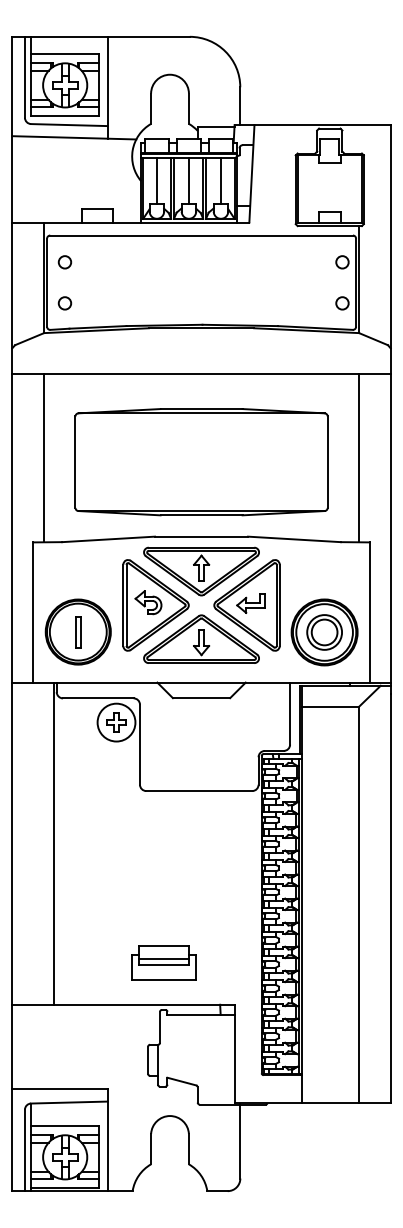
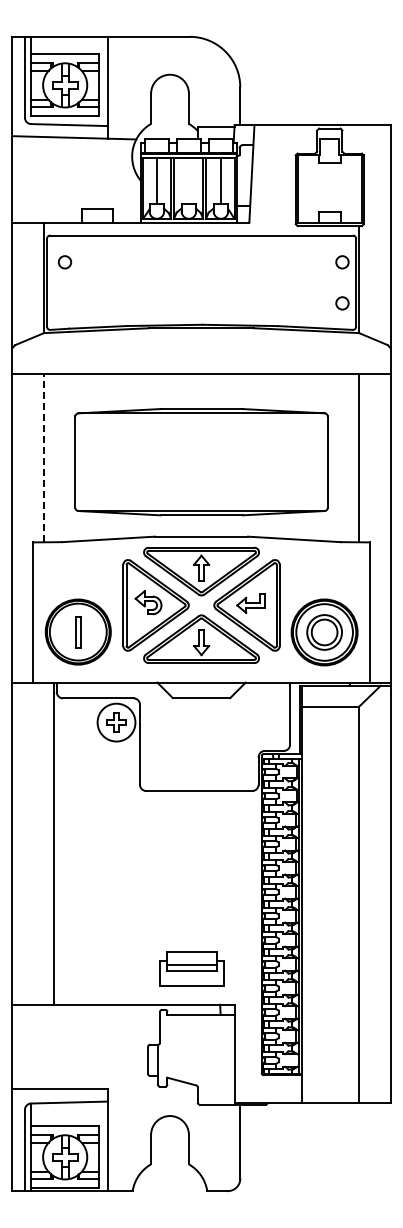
line: present -> none (188, 180)
circle: present -> none (64, 303)
line: solid -> dashed (43, 457)
part position: (163, 962) -> (191, 968) (191, 968)
